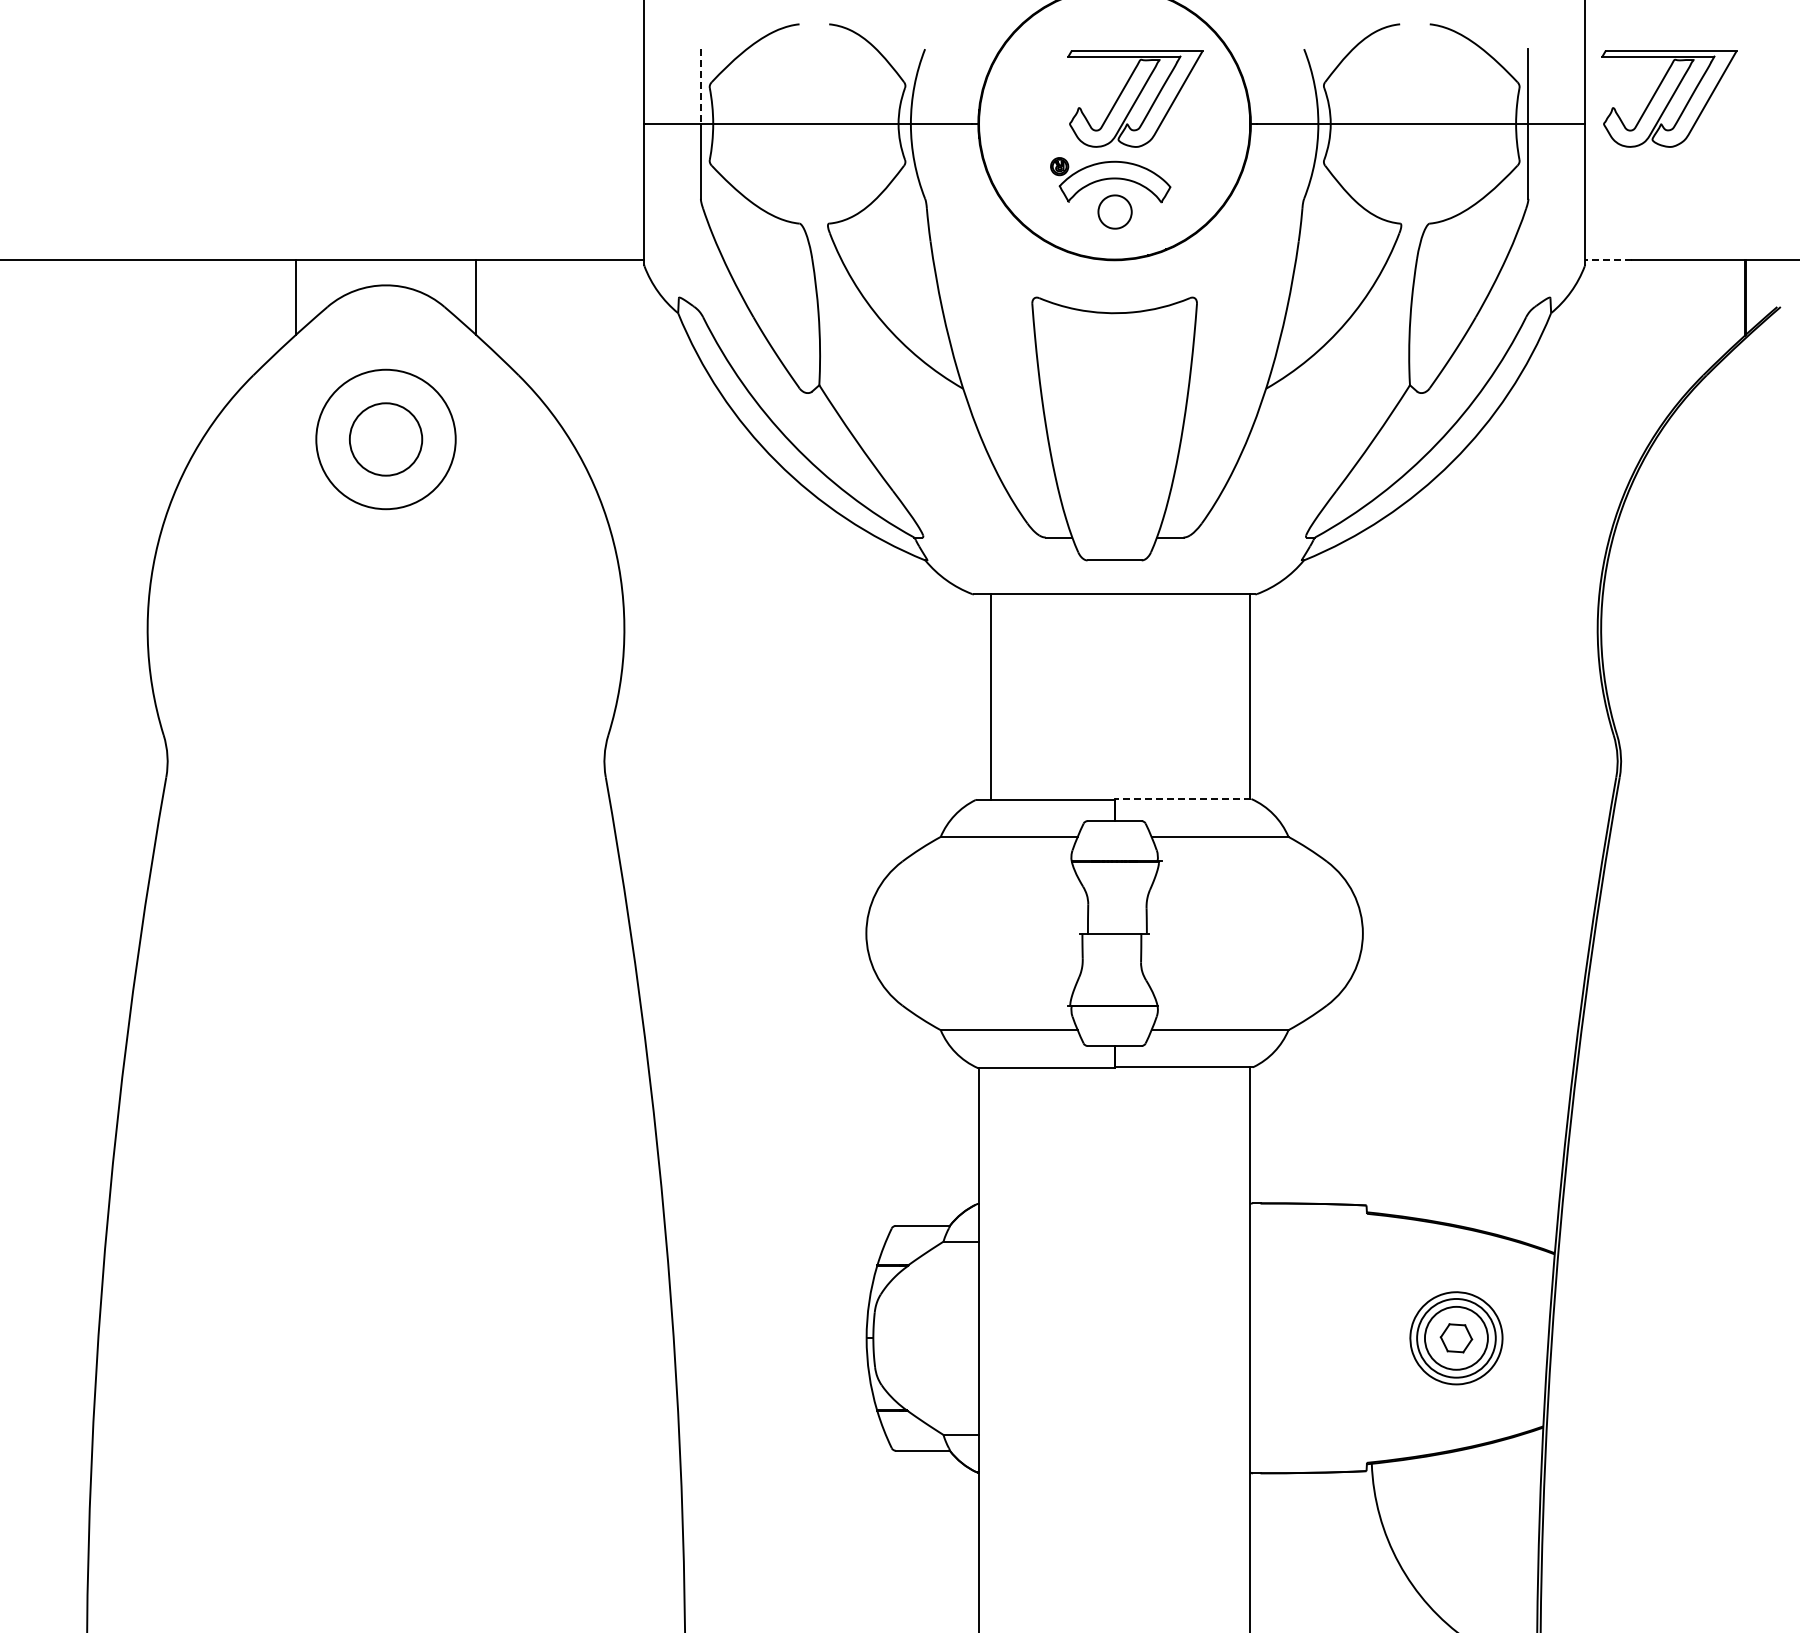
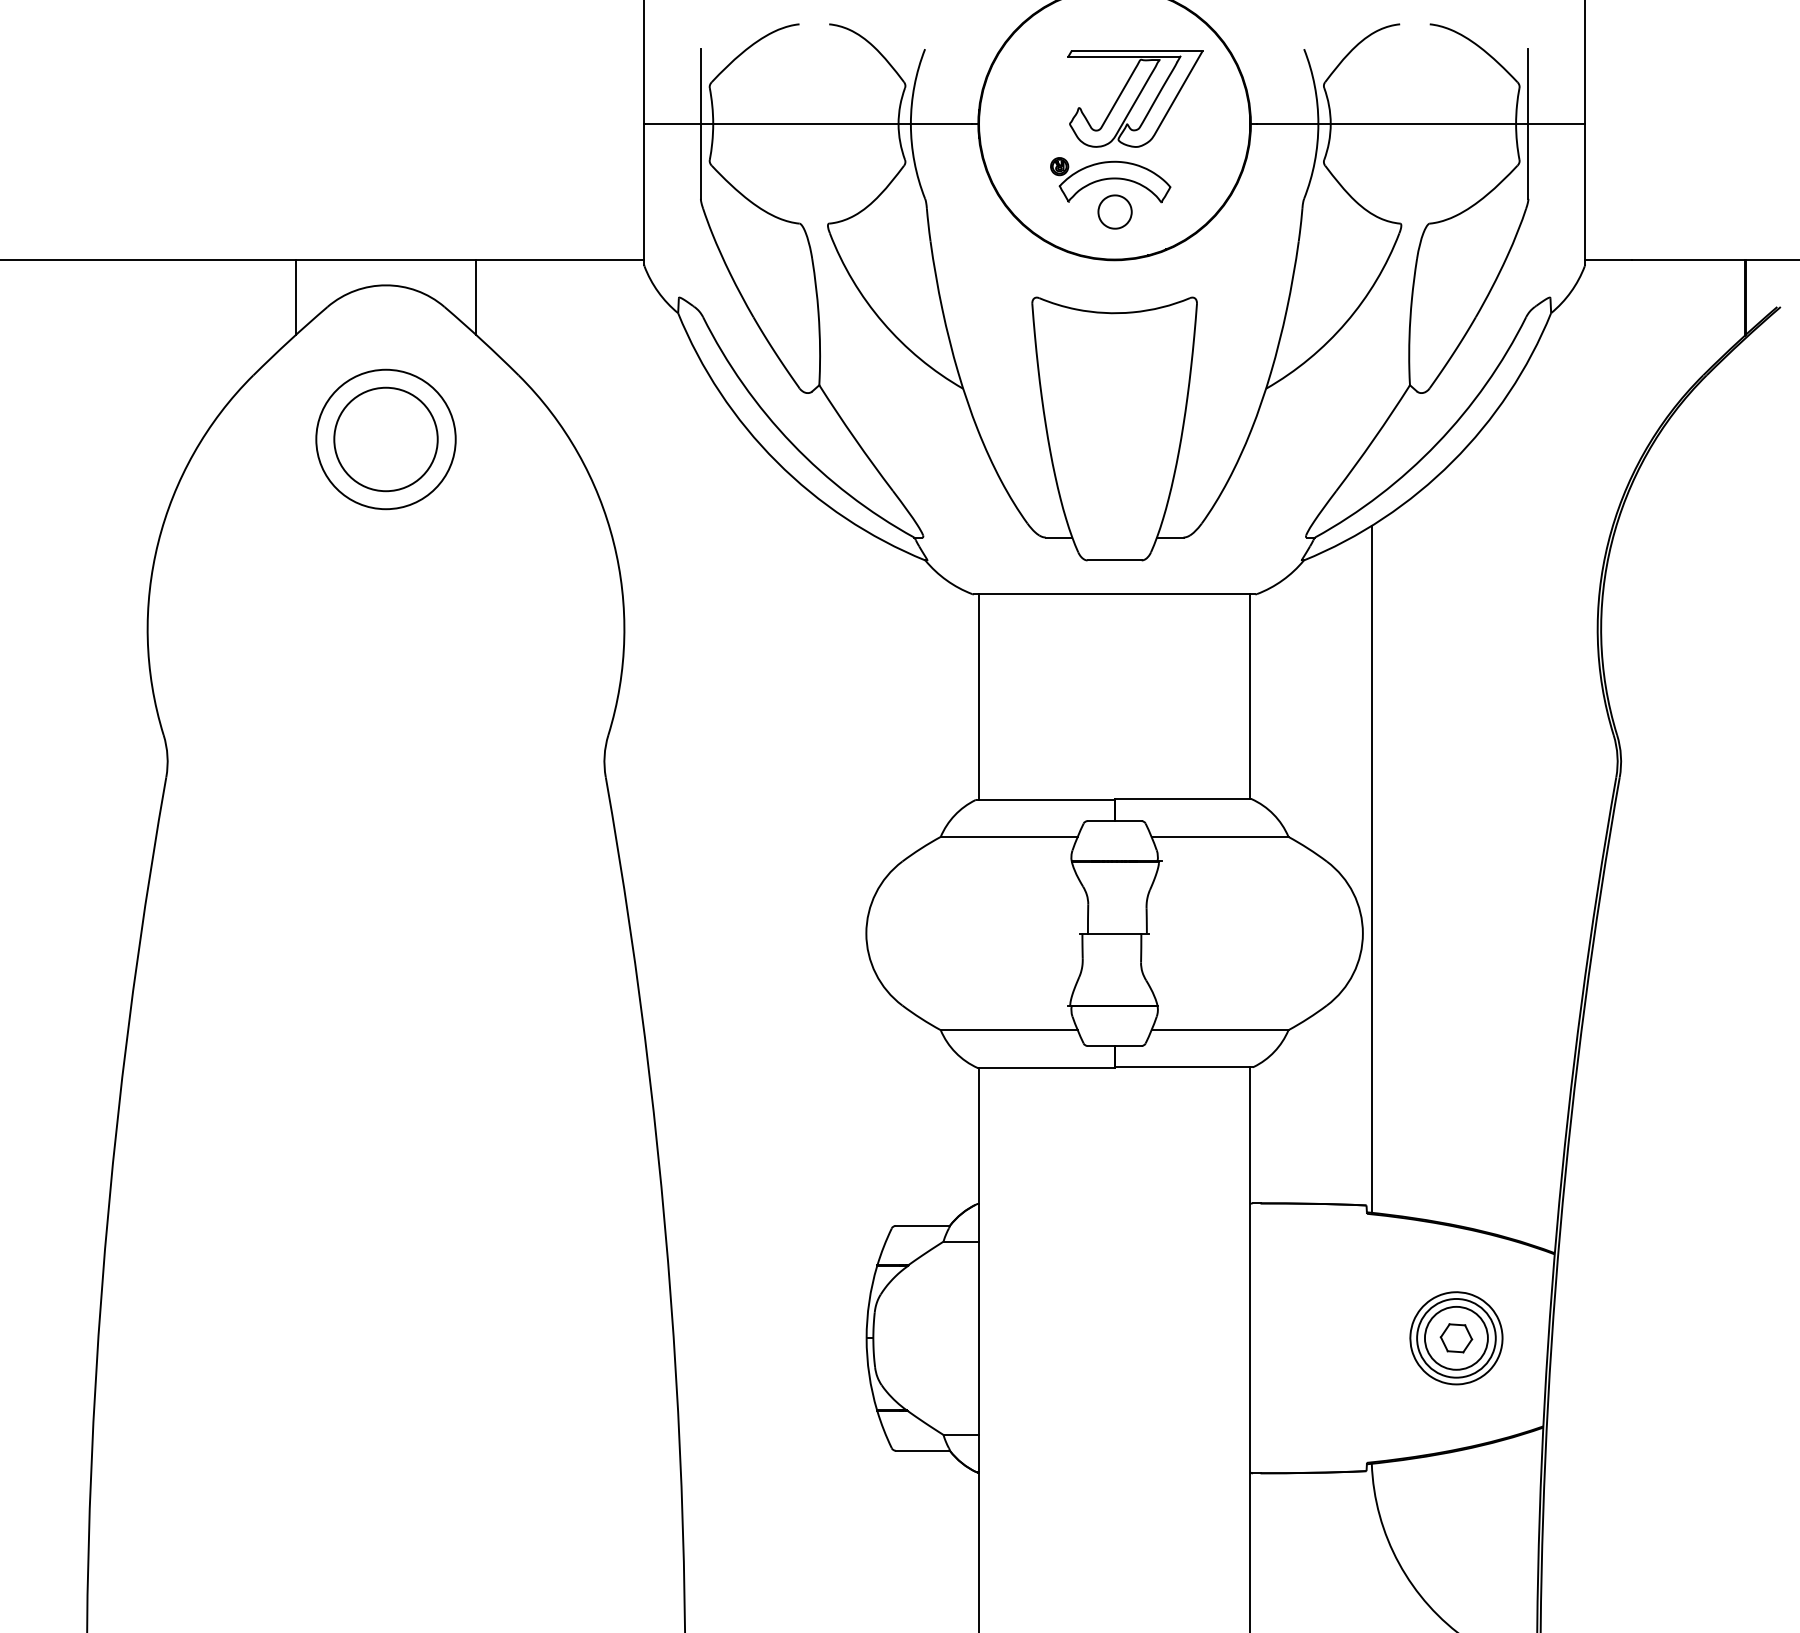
line: dashed -> solid (700, 87)
part: present -> none (1669, 98)
line: dashed -> solid (1607, 259)
circle diameter: 72 px -> 103 px (385, 439)
line position: (991, 696) -> (979, 696) (979, 696)
line: dashed -> solid (1182, 799)
line: none -> present (1371, 868)
